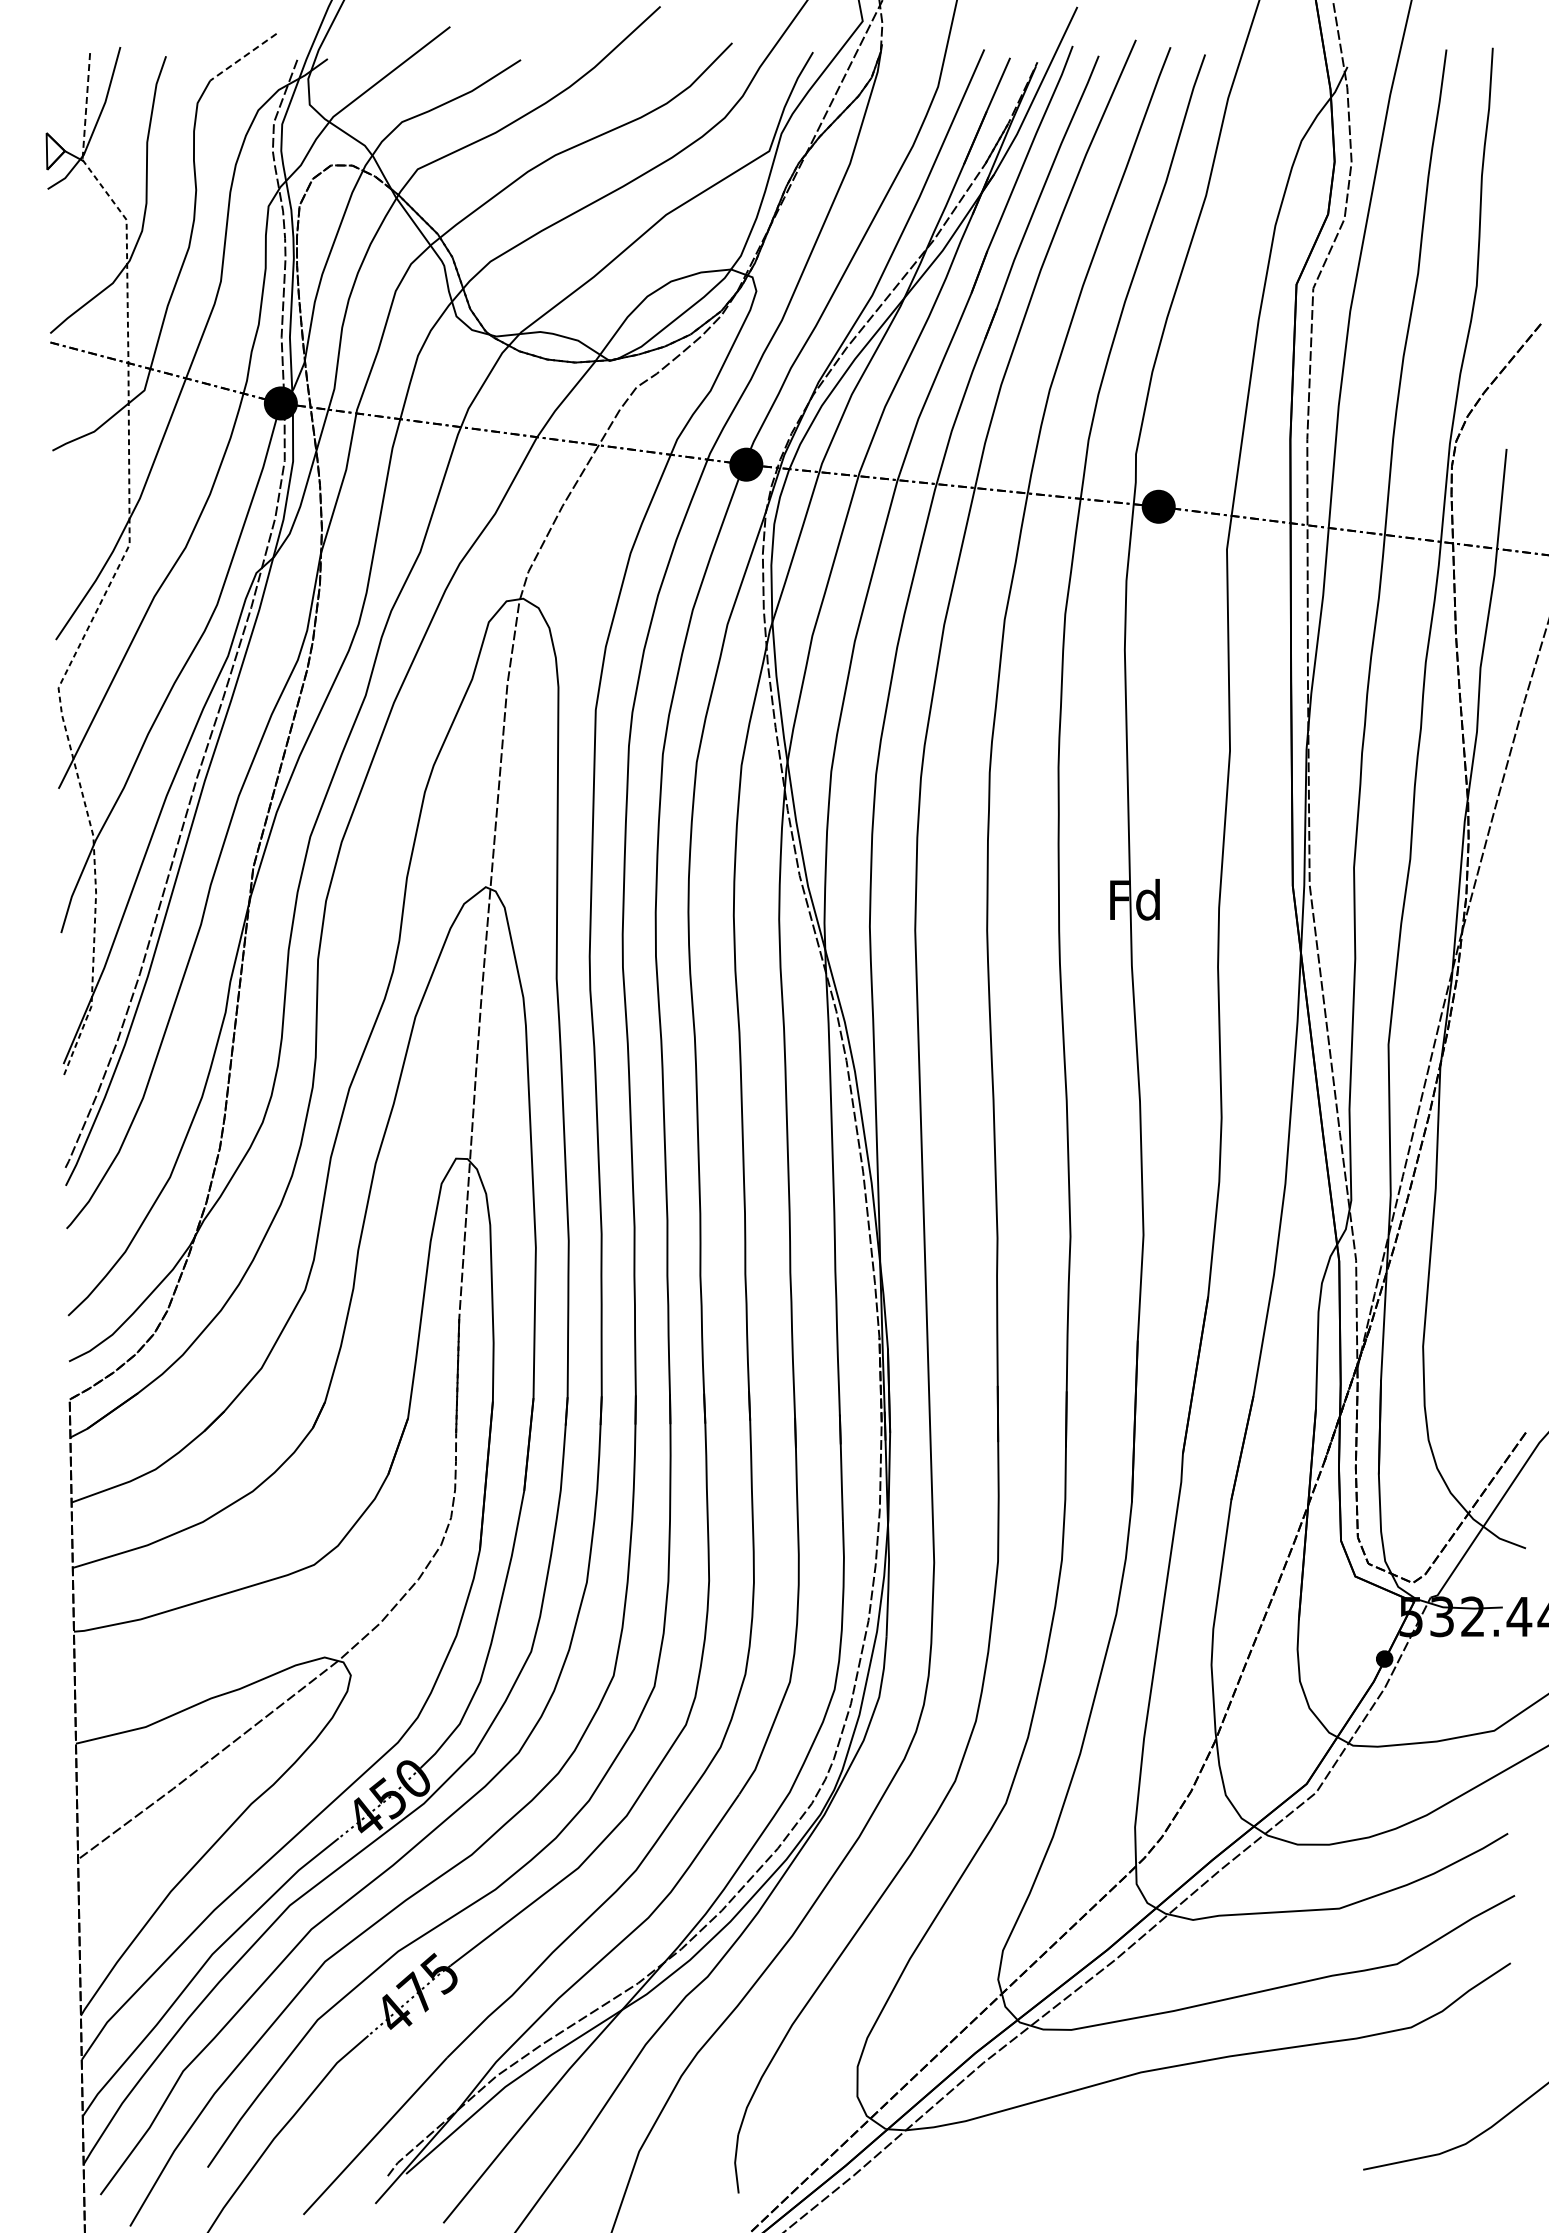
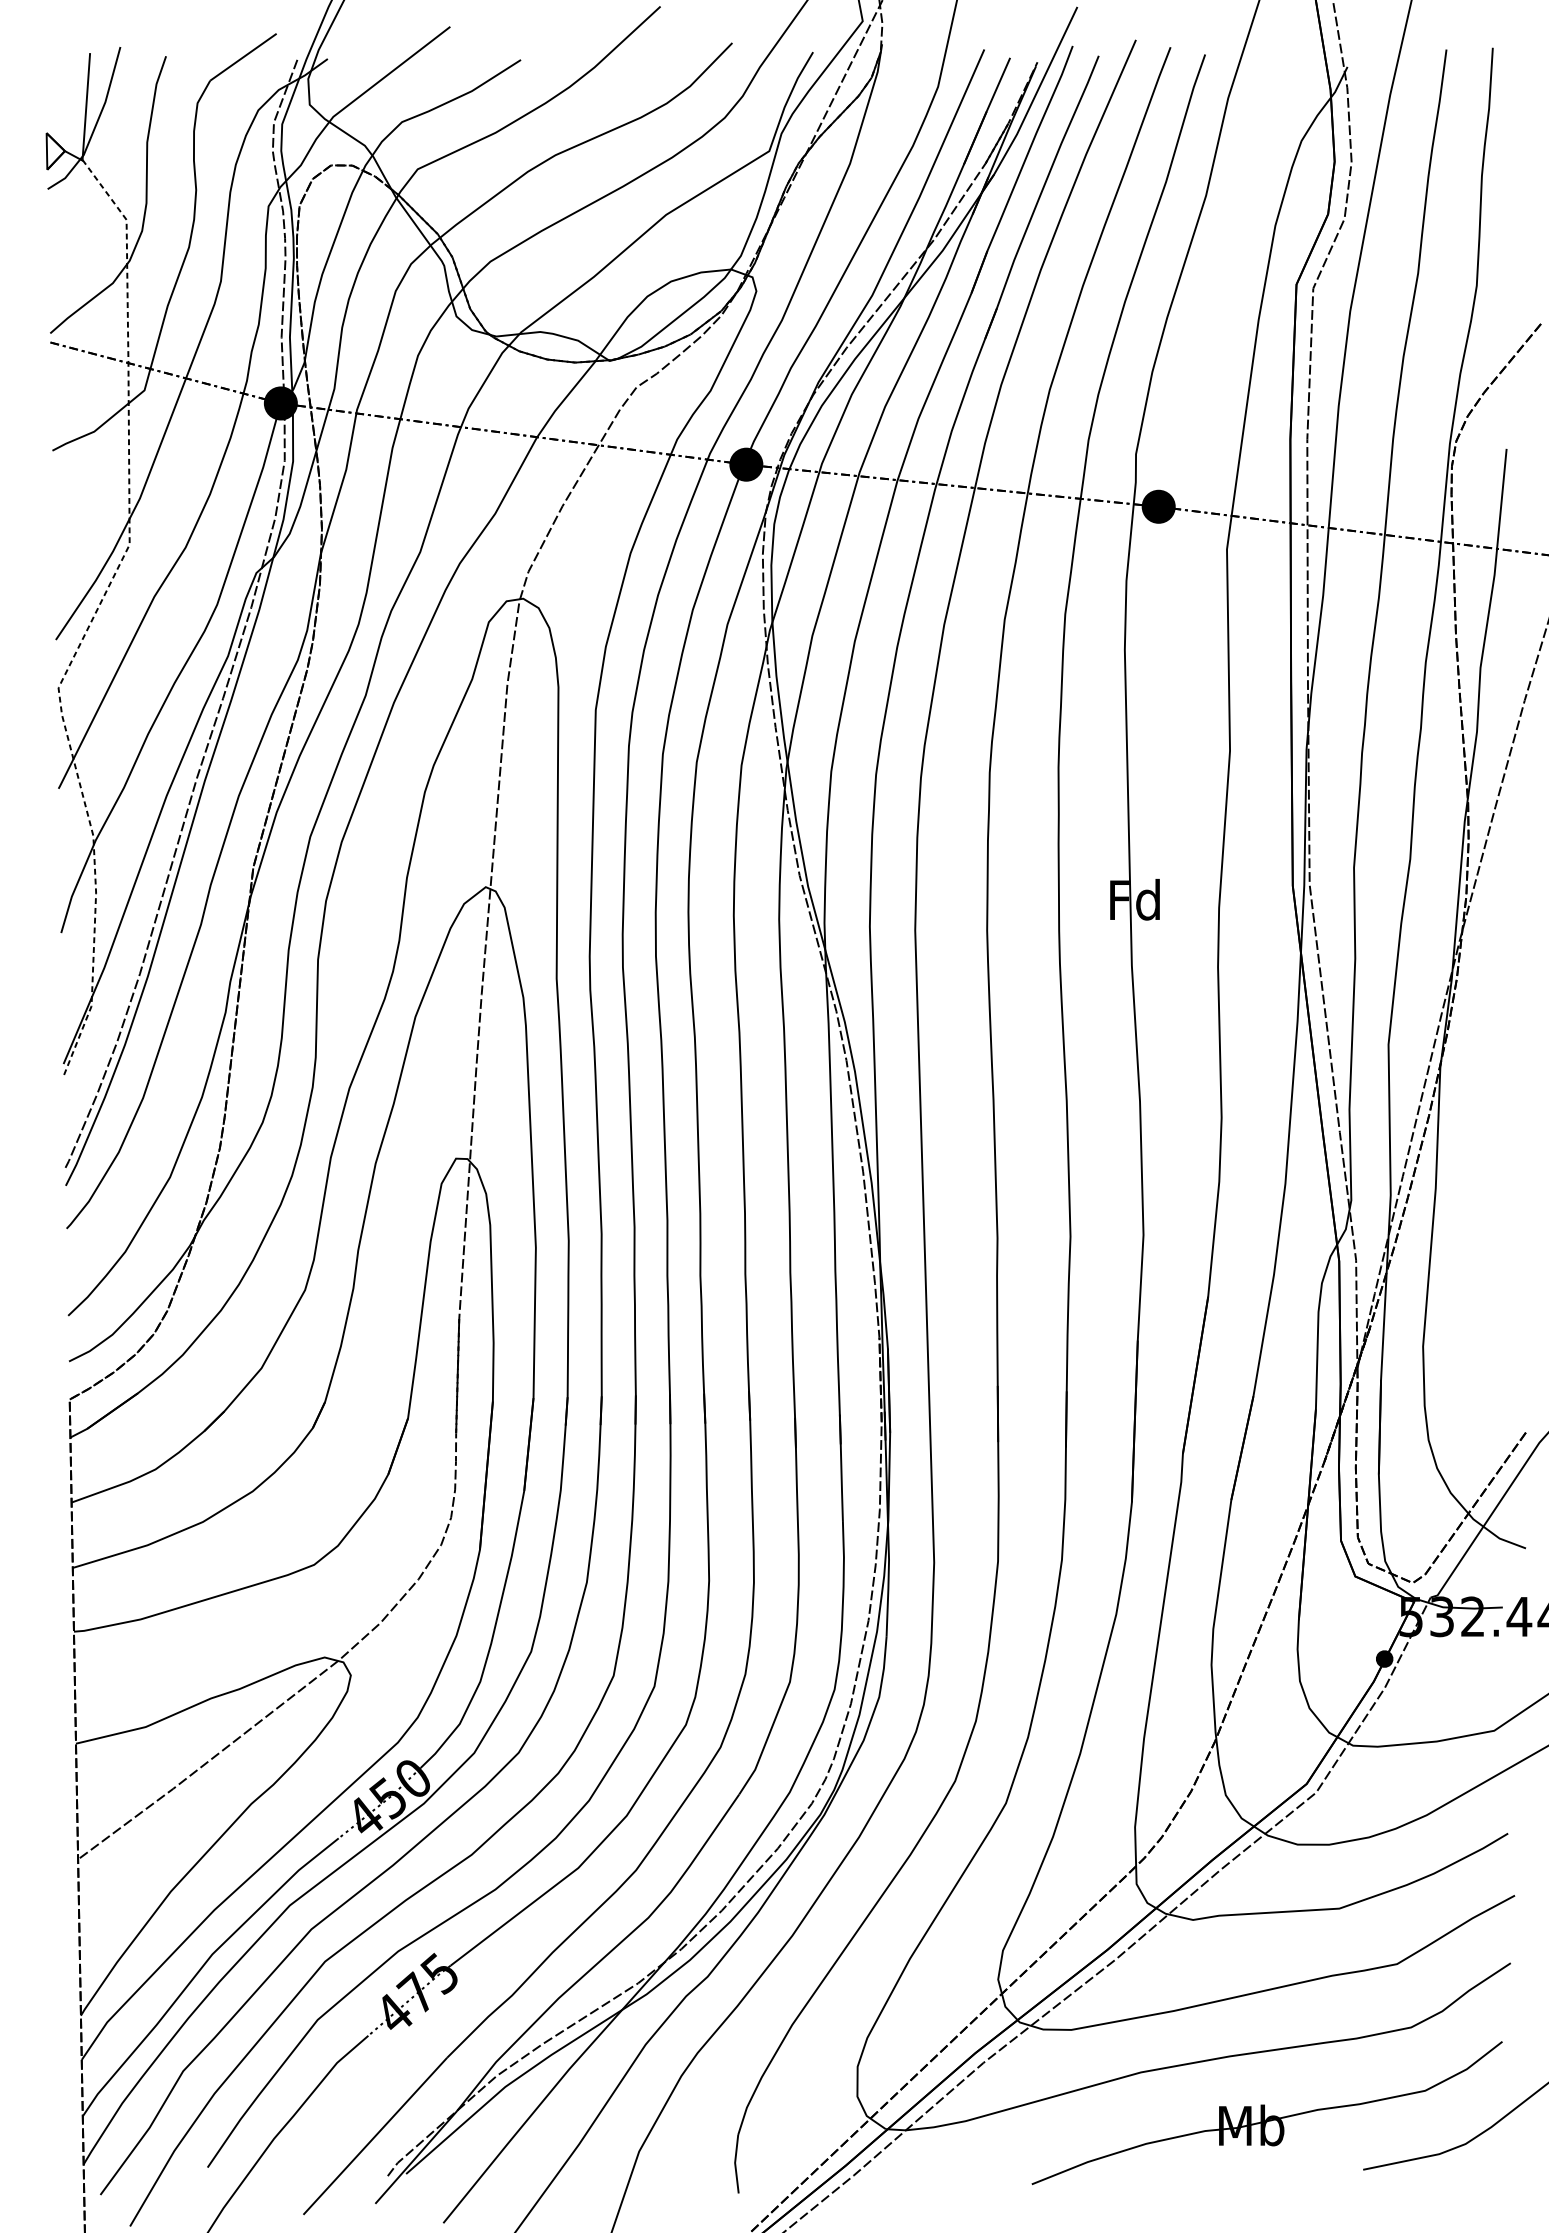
line: dashed -> solid (243, 57)
line: dashed -> solid (86, 106)
part: none -> present (1266, 2112)
